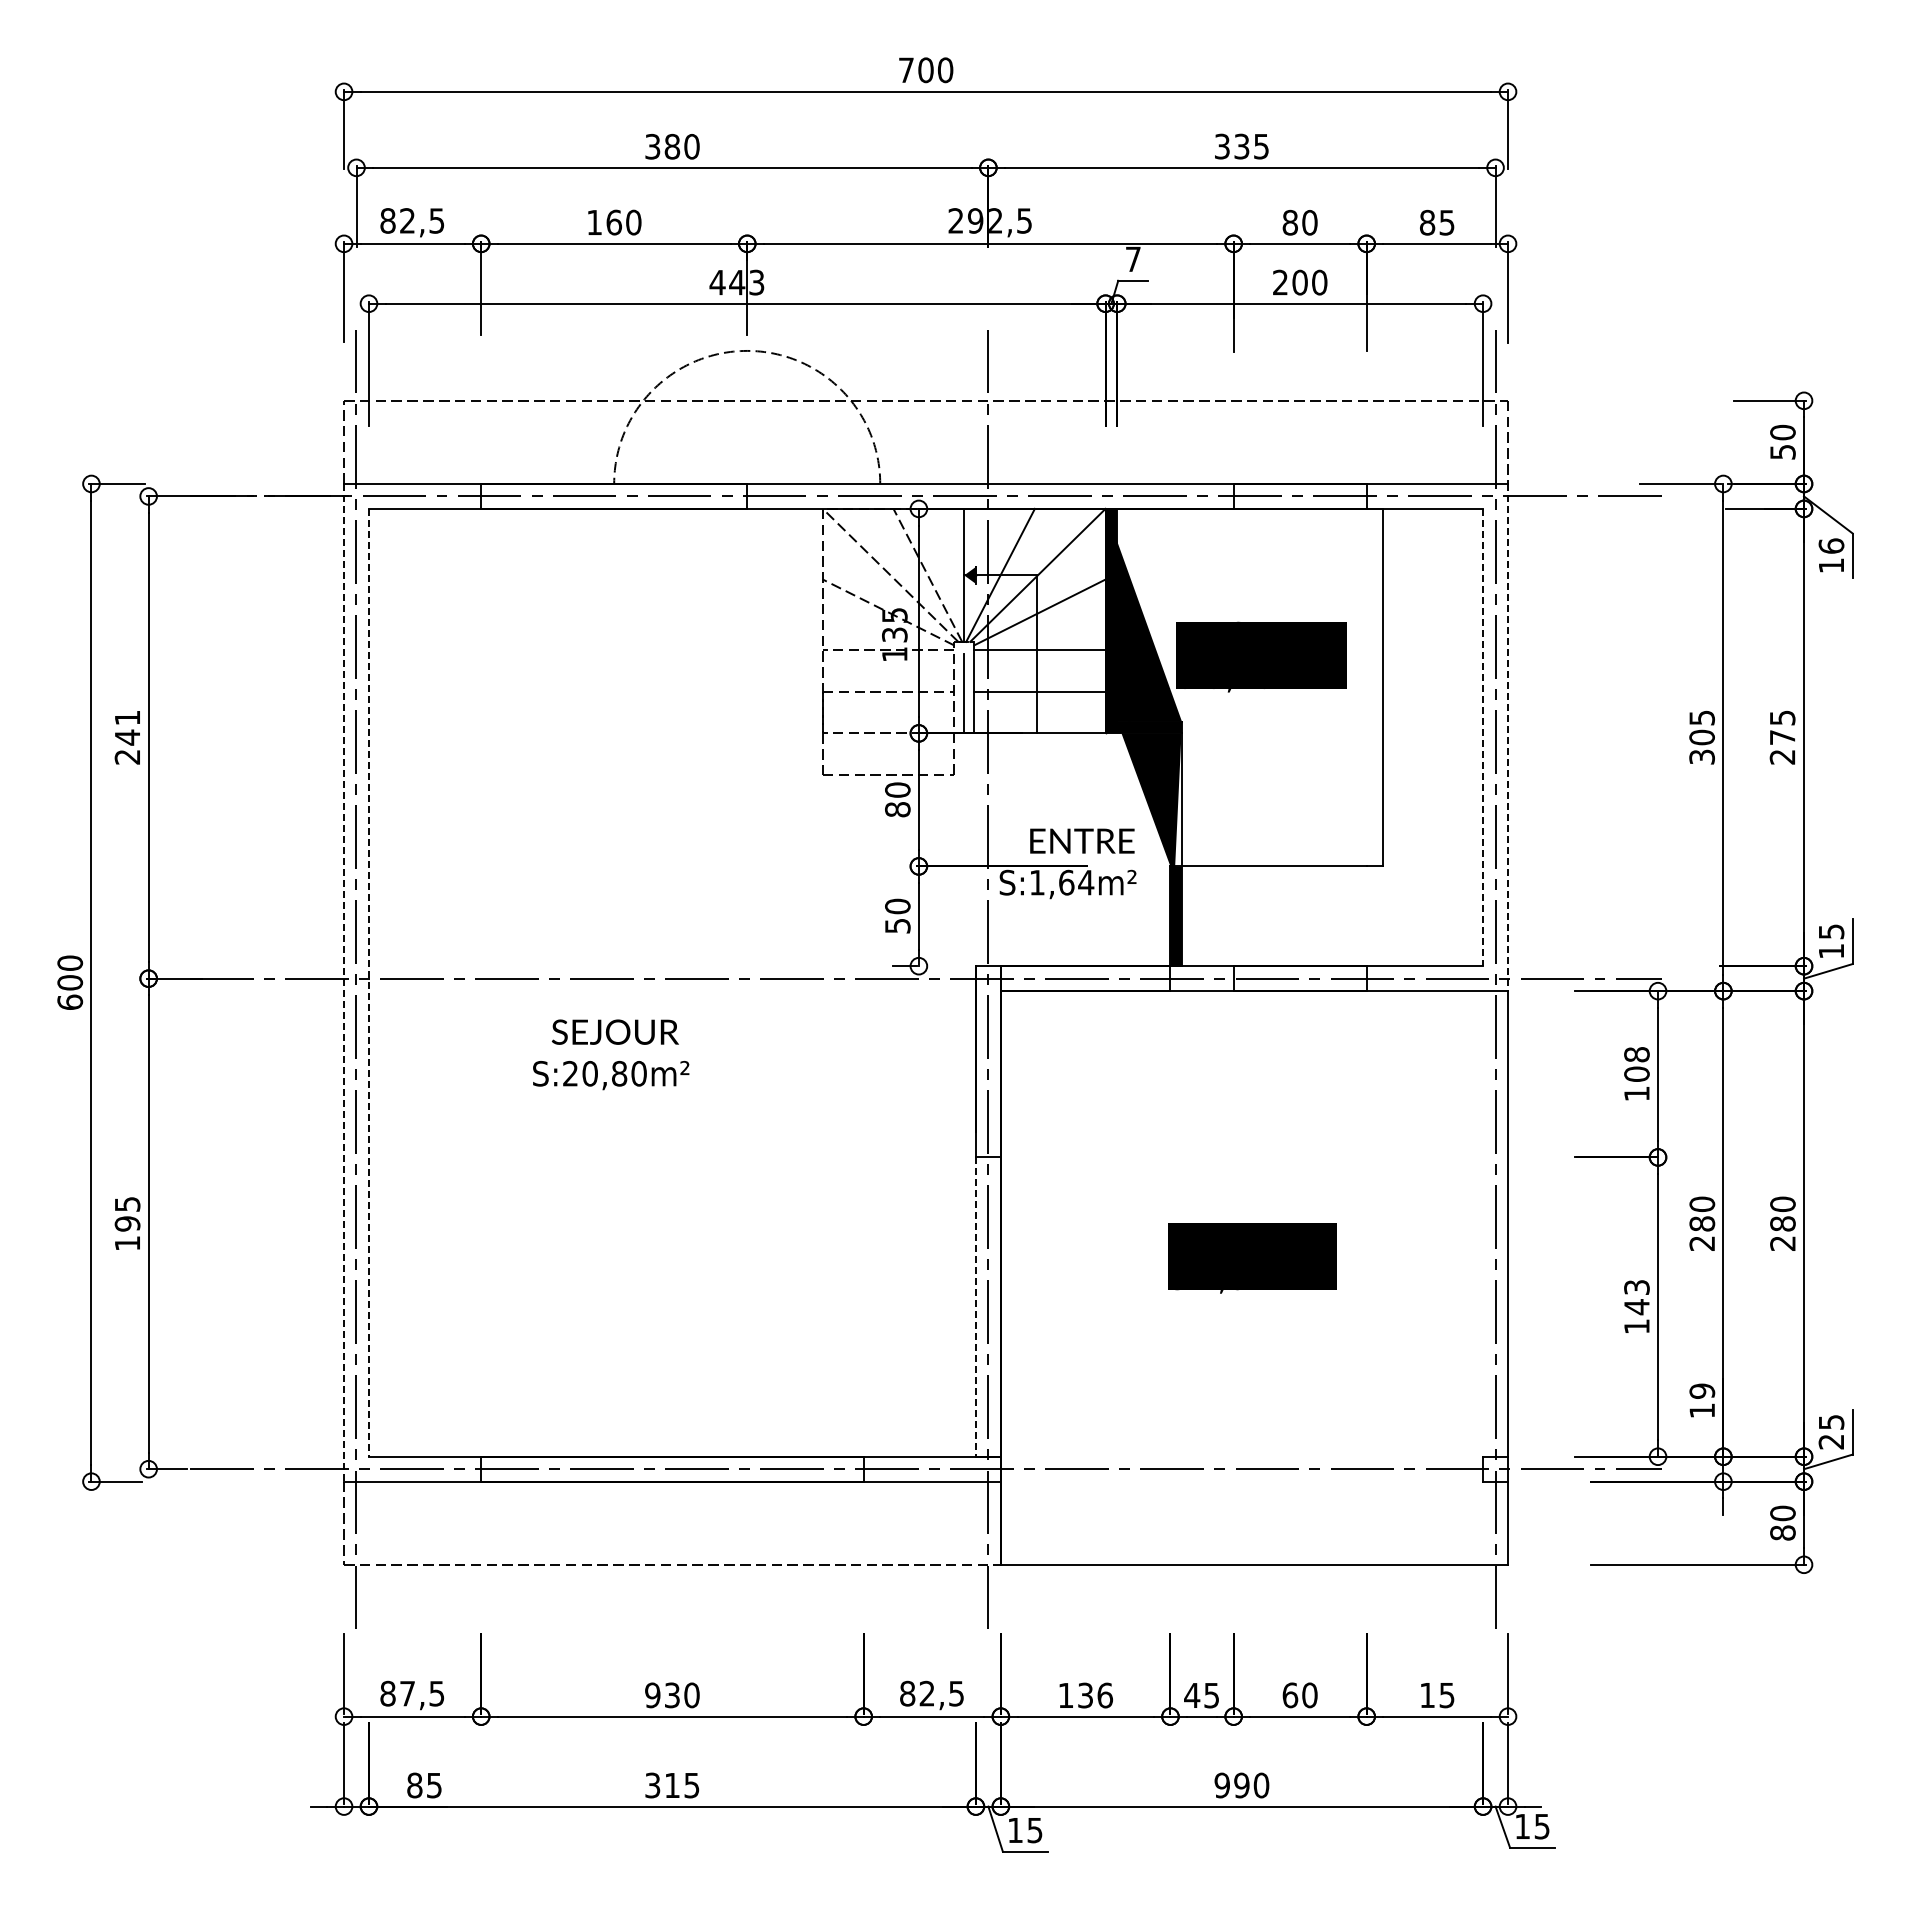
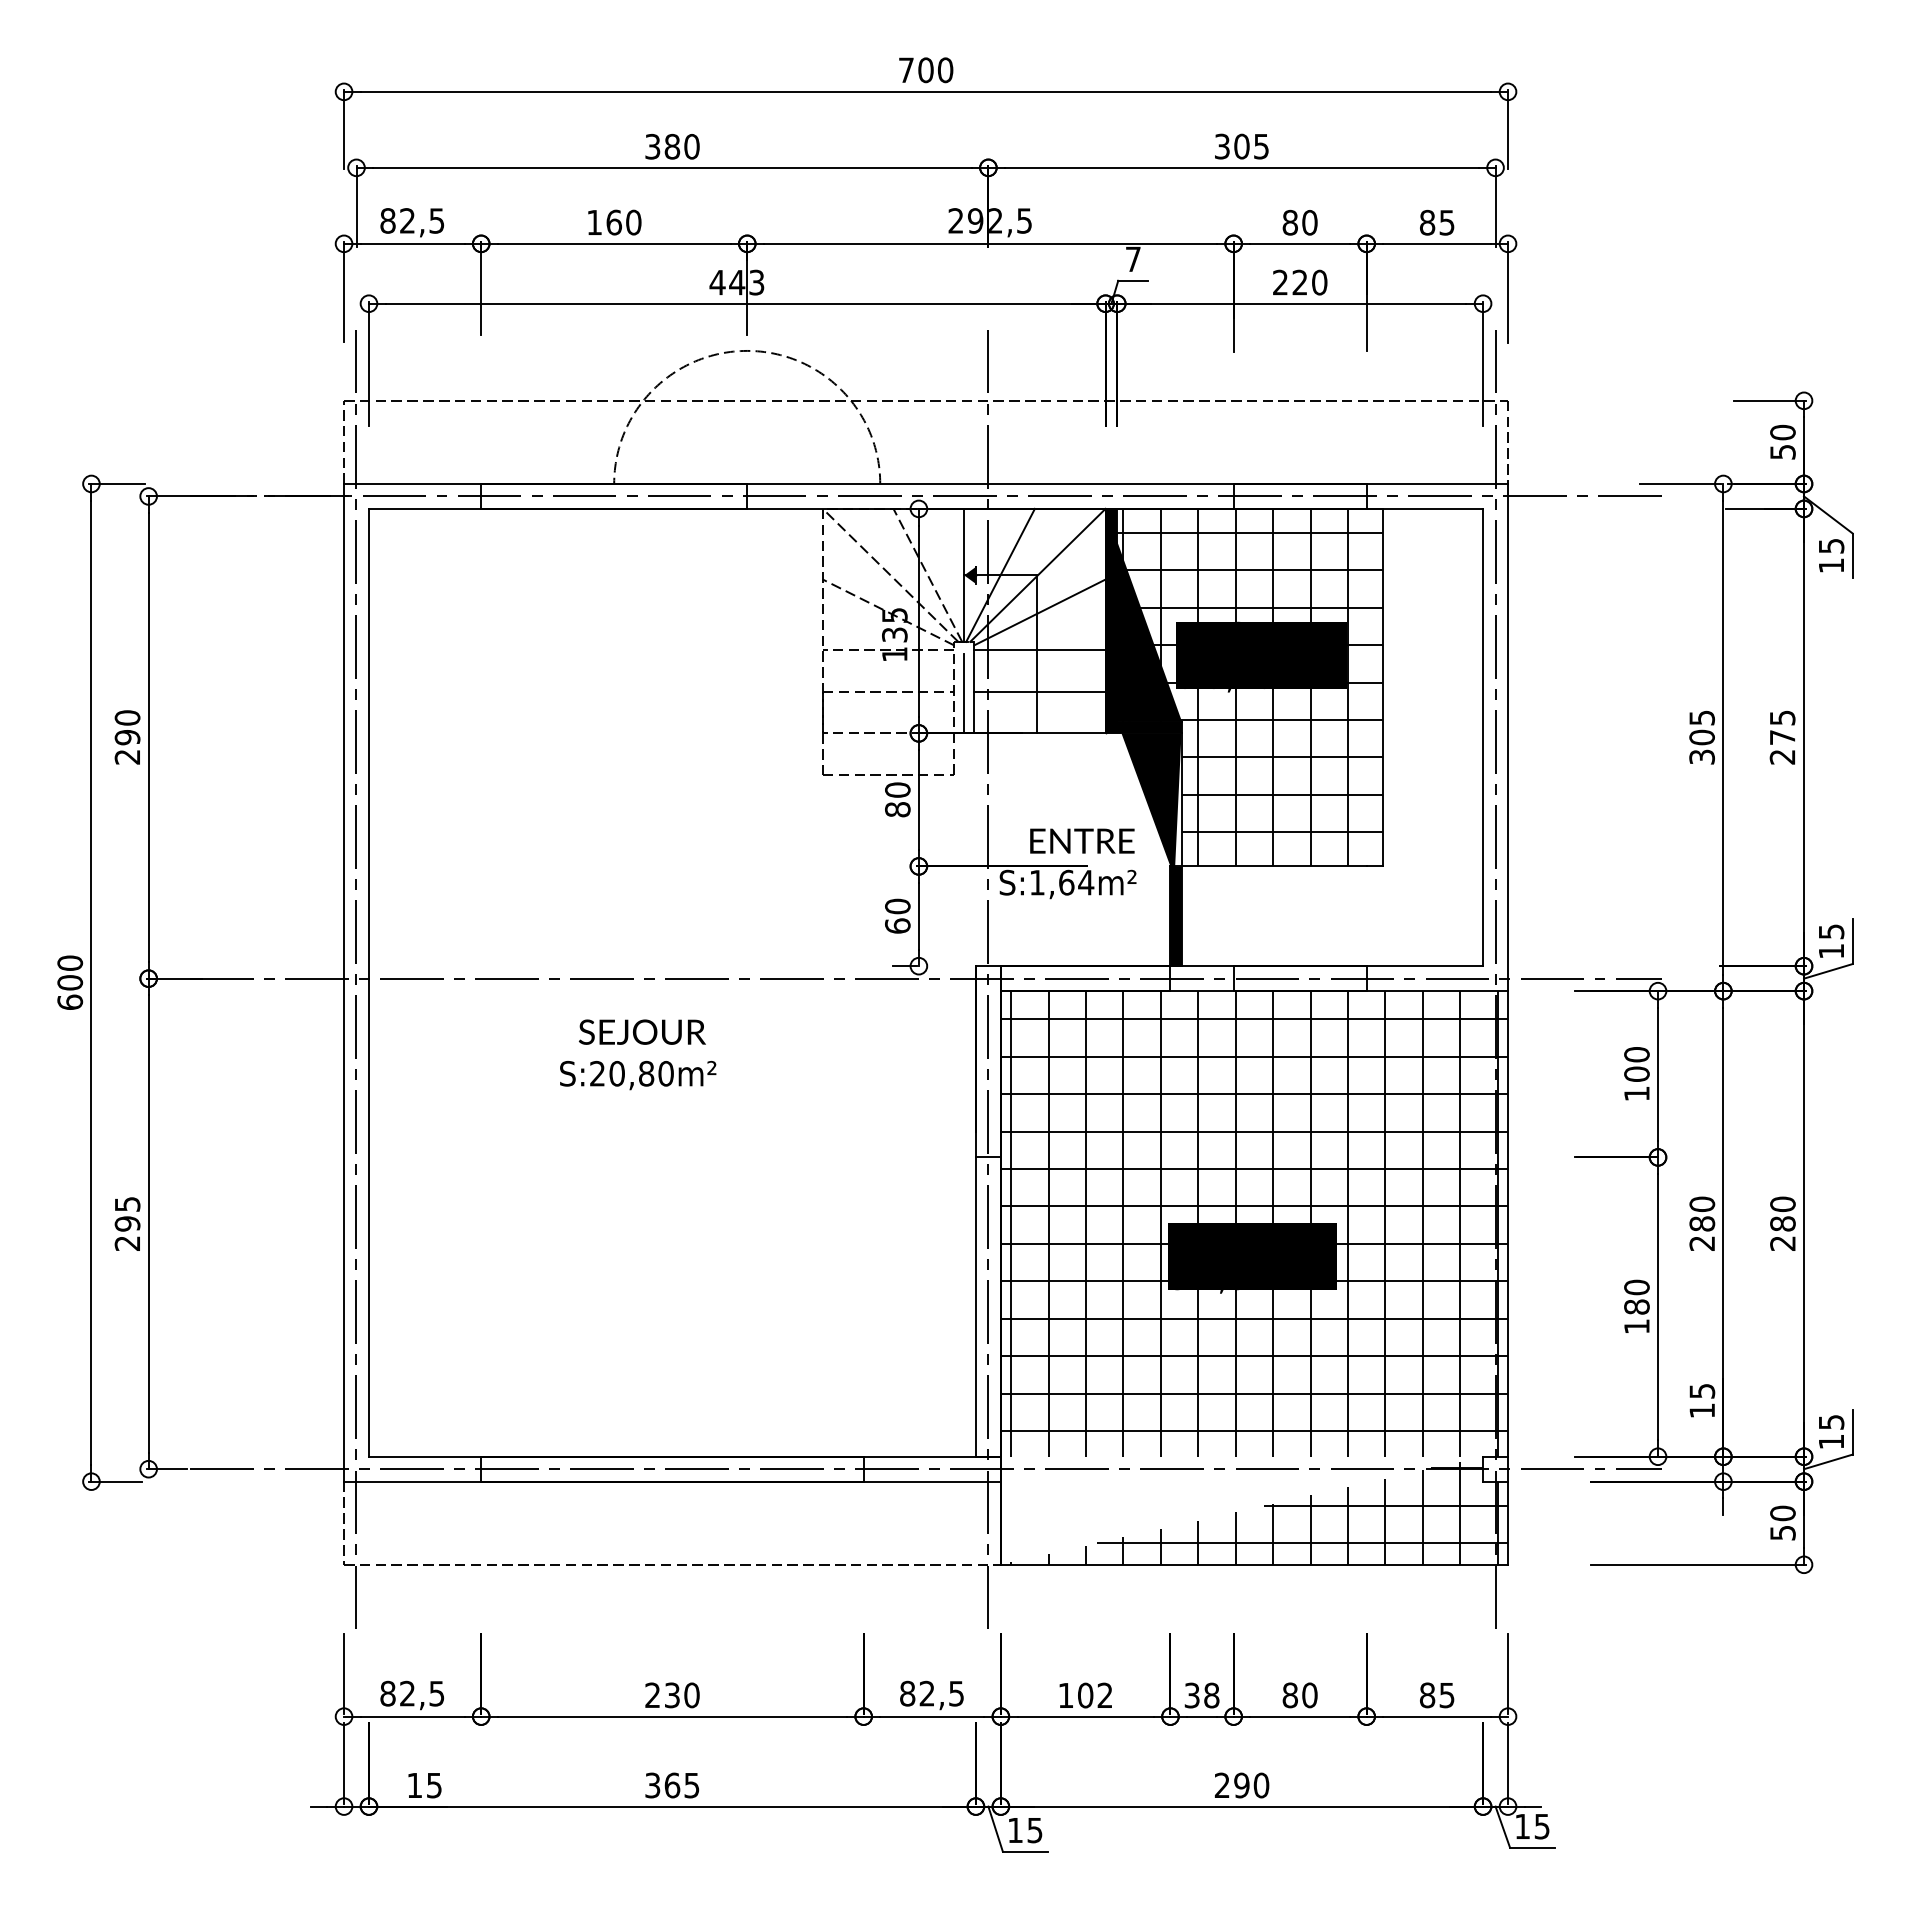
text: 335 -> 305 (1241, 146)
text: 200 -> 220 (1299, 282)
text: 16 -> 15 (1831, 545)
hatch: none -> present (1250, 687)
text: 241 -> 290 (127, 727)
line: dashed -> solid (1483, 737)
line: dashed -> solid (1507, 737)
text: 50 -> 60 (897, 925)
line: dashed -> solid (343, 982)
line: dashed -> solid (368, 982)
text position: (611, 1054) -> (638, 1054) (638, 1054)
text: 108 -> 100 (1636, 1054)
text: 195 -> 295 (126, 1243)
hatch: none -> present (1253, 1277)
text: 143 -> 180 (1636, 1297)
line: dashed -> solid (975, 1307)
text: 19 -> 15 (1701, 1390)
text: 25 -> 15 (1830, 1442)
text: 80 -> 50 (1782, 1532)
text: 87,5 -> 82,5 (407, 1693)
text: 930 -> 230 (652, 1695)
text: 136 -> 102 (1095, 1695)
text: 45 -> 38 (1201, 1695)
text: 60 -> 80 (1290, 1695)
text: 15 -> 85 (1427, 1695)
text: 85 -> 15 (414, 1785)
text: 315 -> 365 (672, 1785)
text: 990 -> 290 (1221, 1785)
